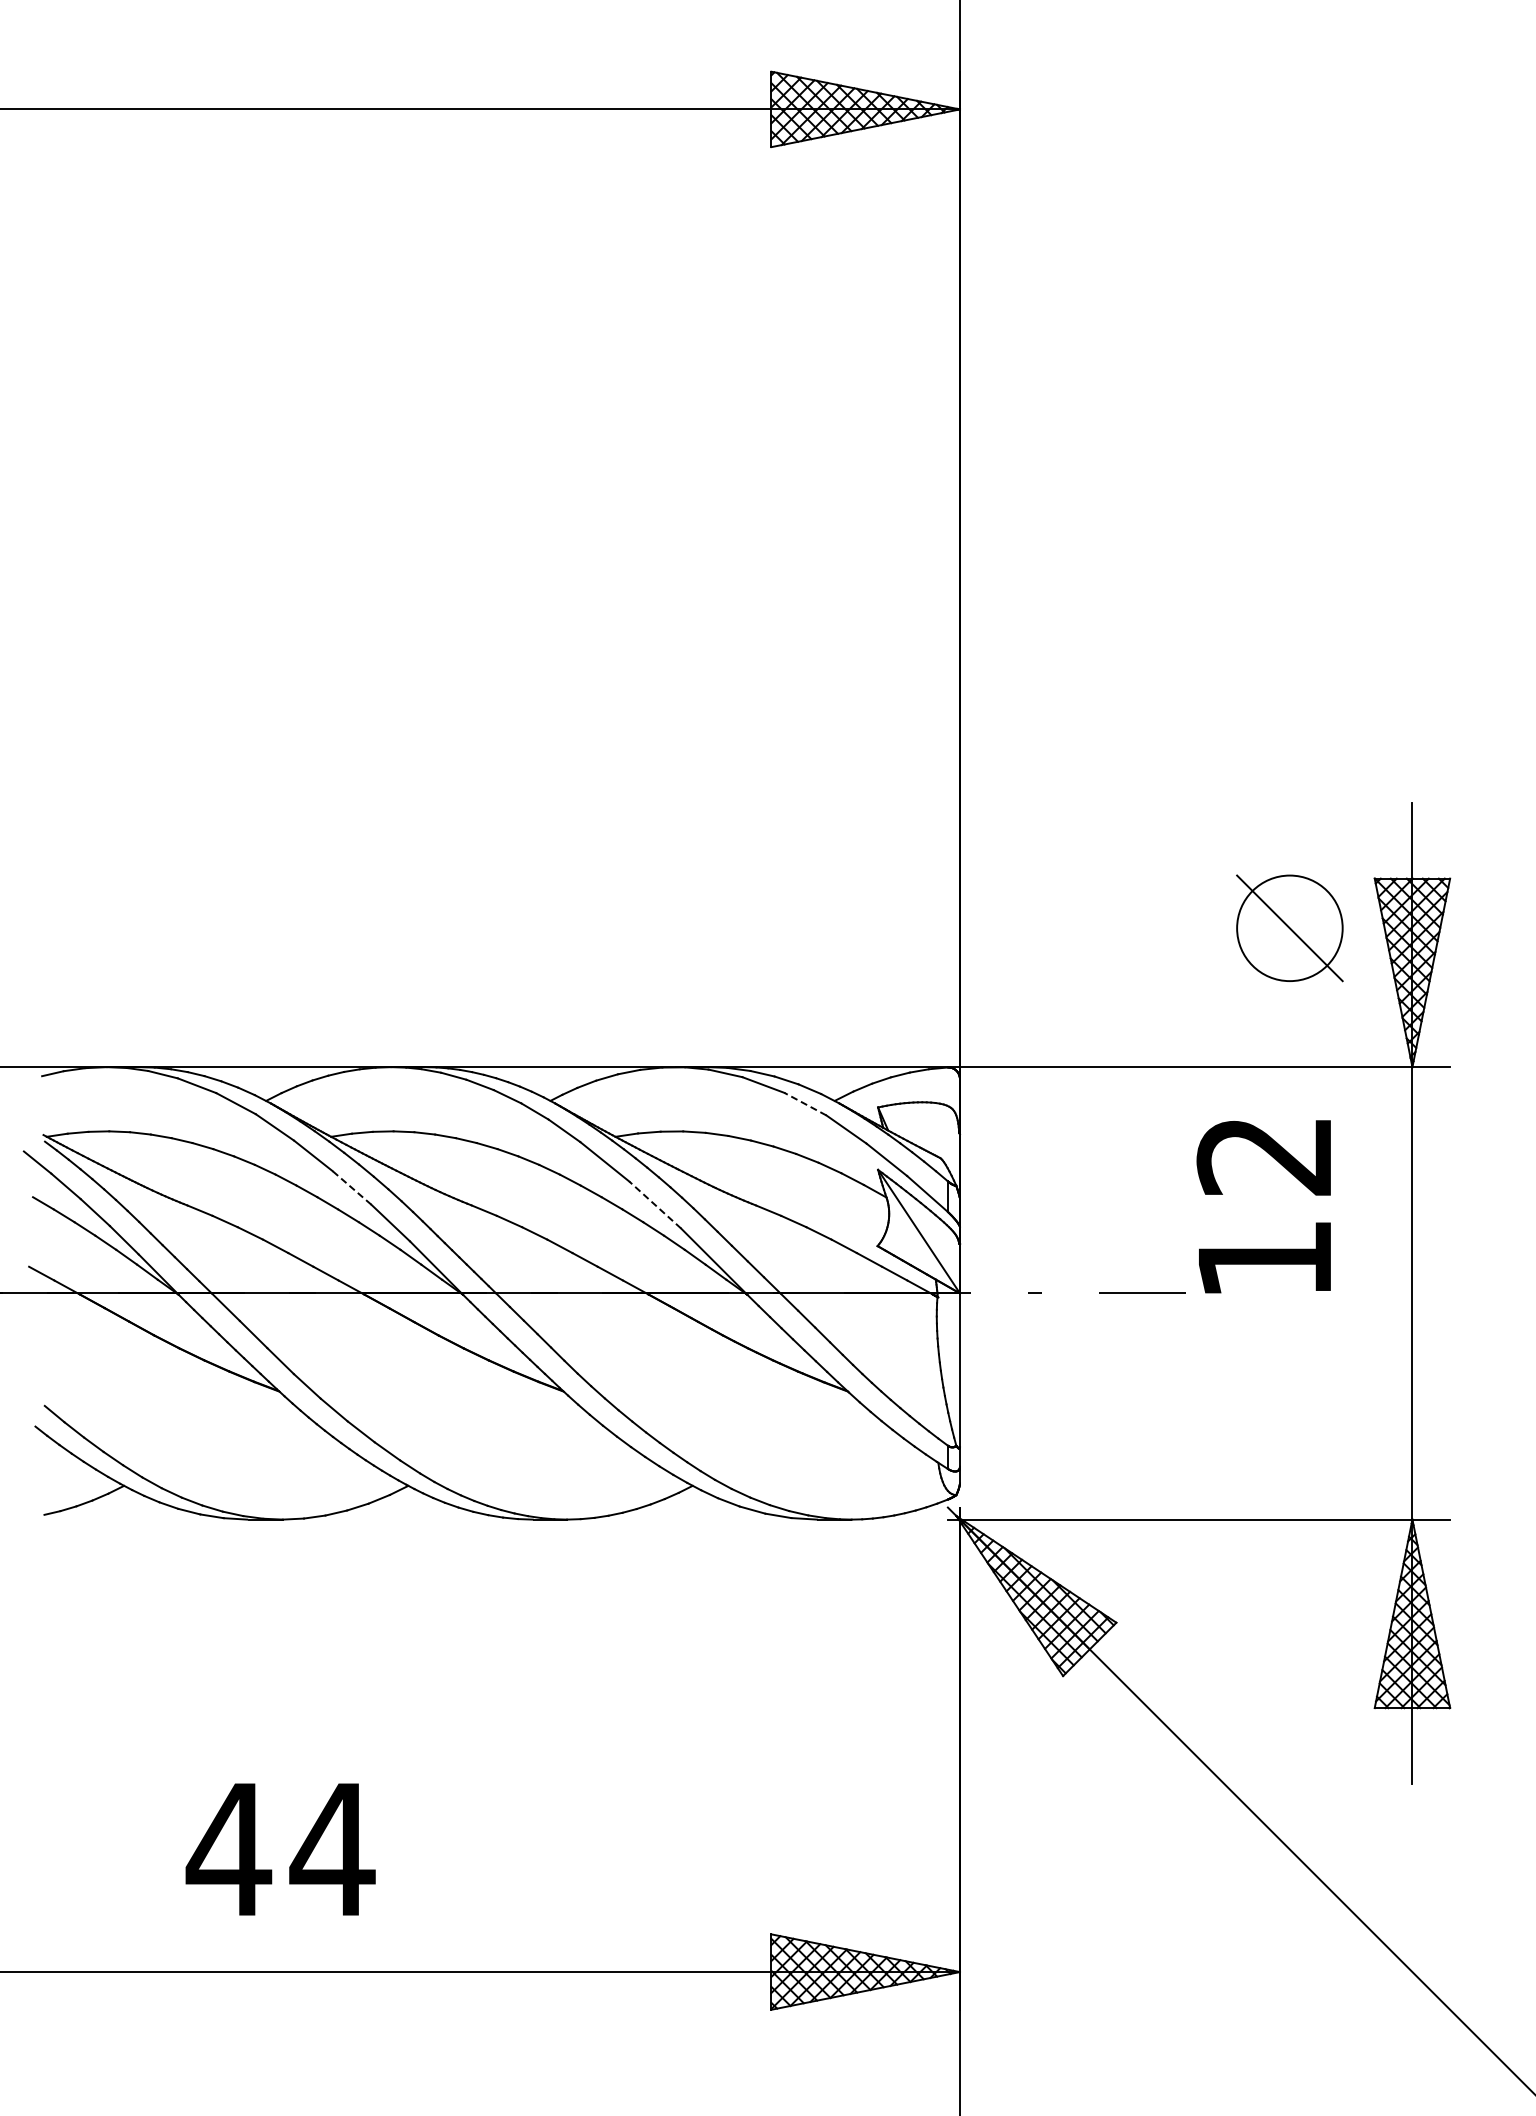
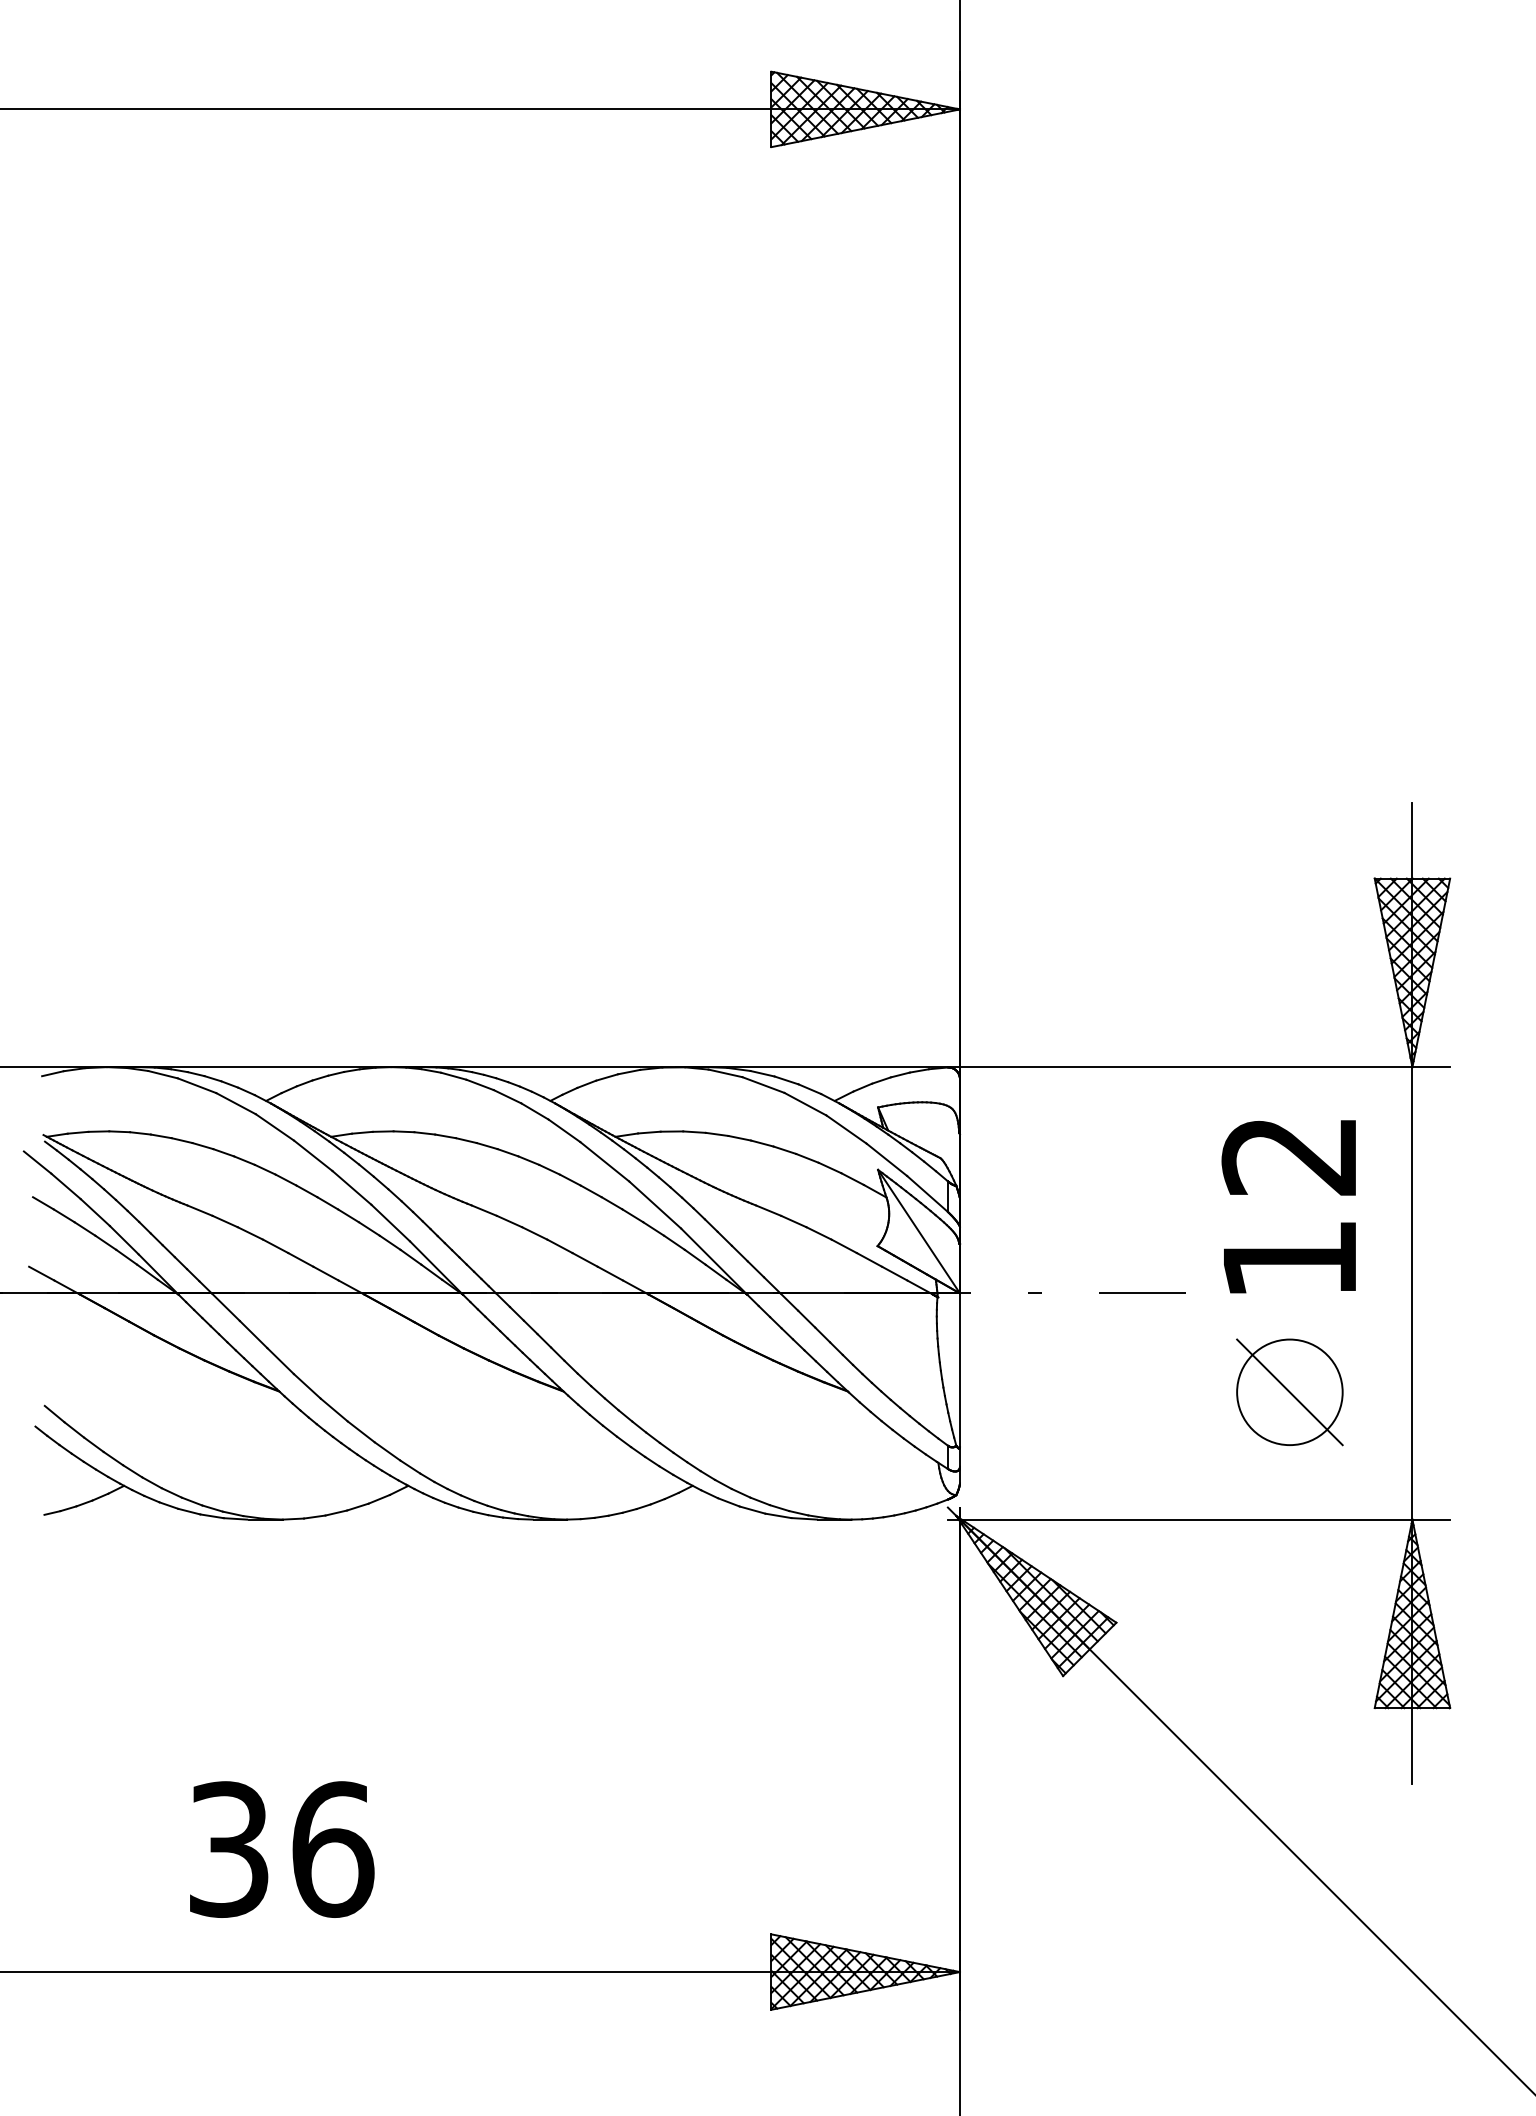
part position: (1289, 928) -> (1289, 1392) (1289, 1392)
line: dashed -> solid (805, 1104)
line: dashed -> solid (351, 1187)
line: dashed -> solid (655, 1205)
text position: (1263, 1206) -> (1288, 1206) (1288, 1206)
text: 44 -> 36 (280, 1849)
